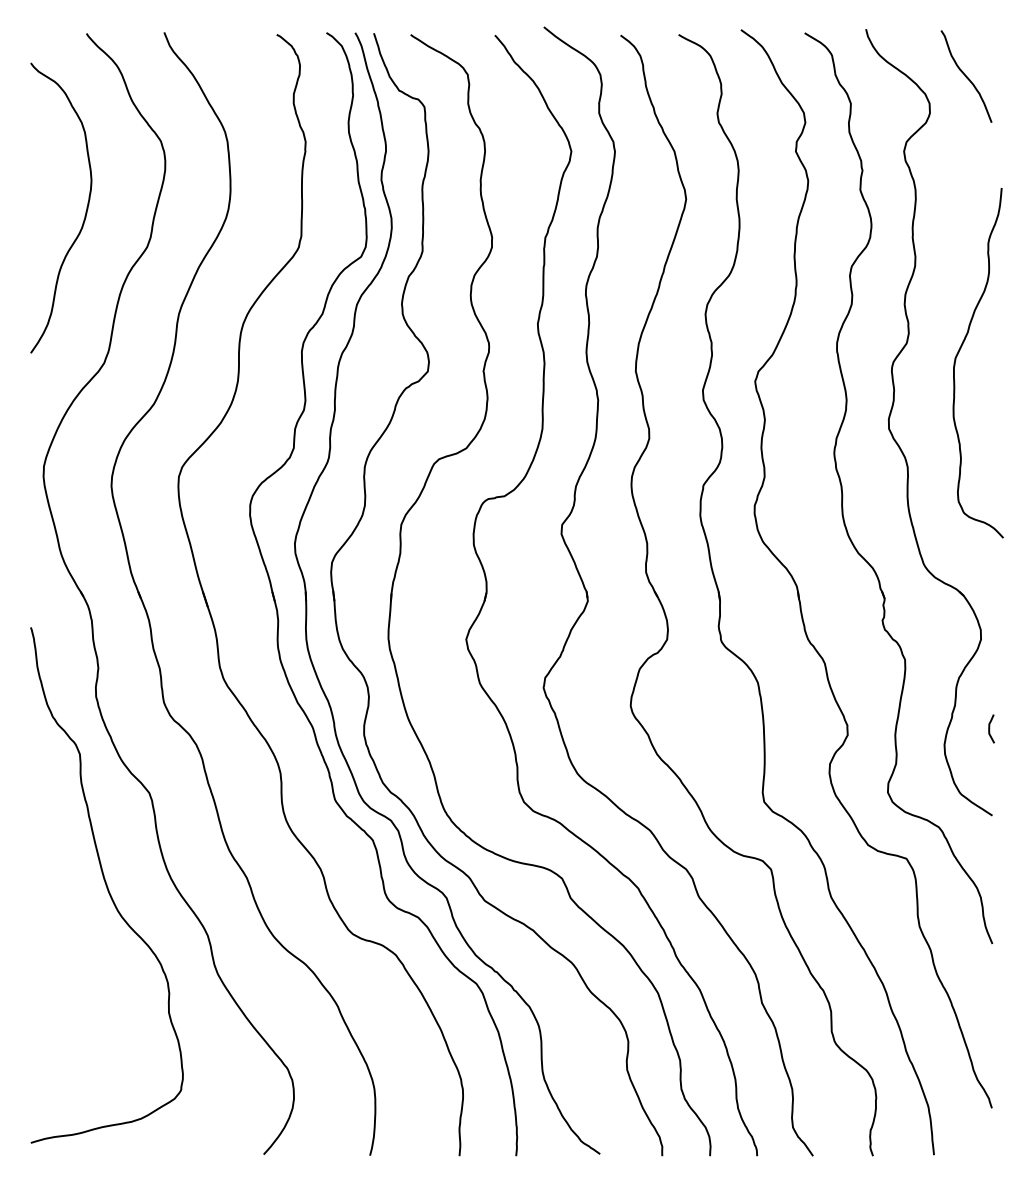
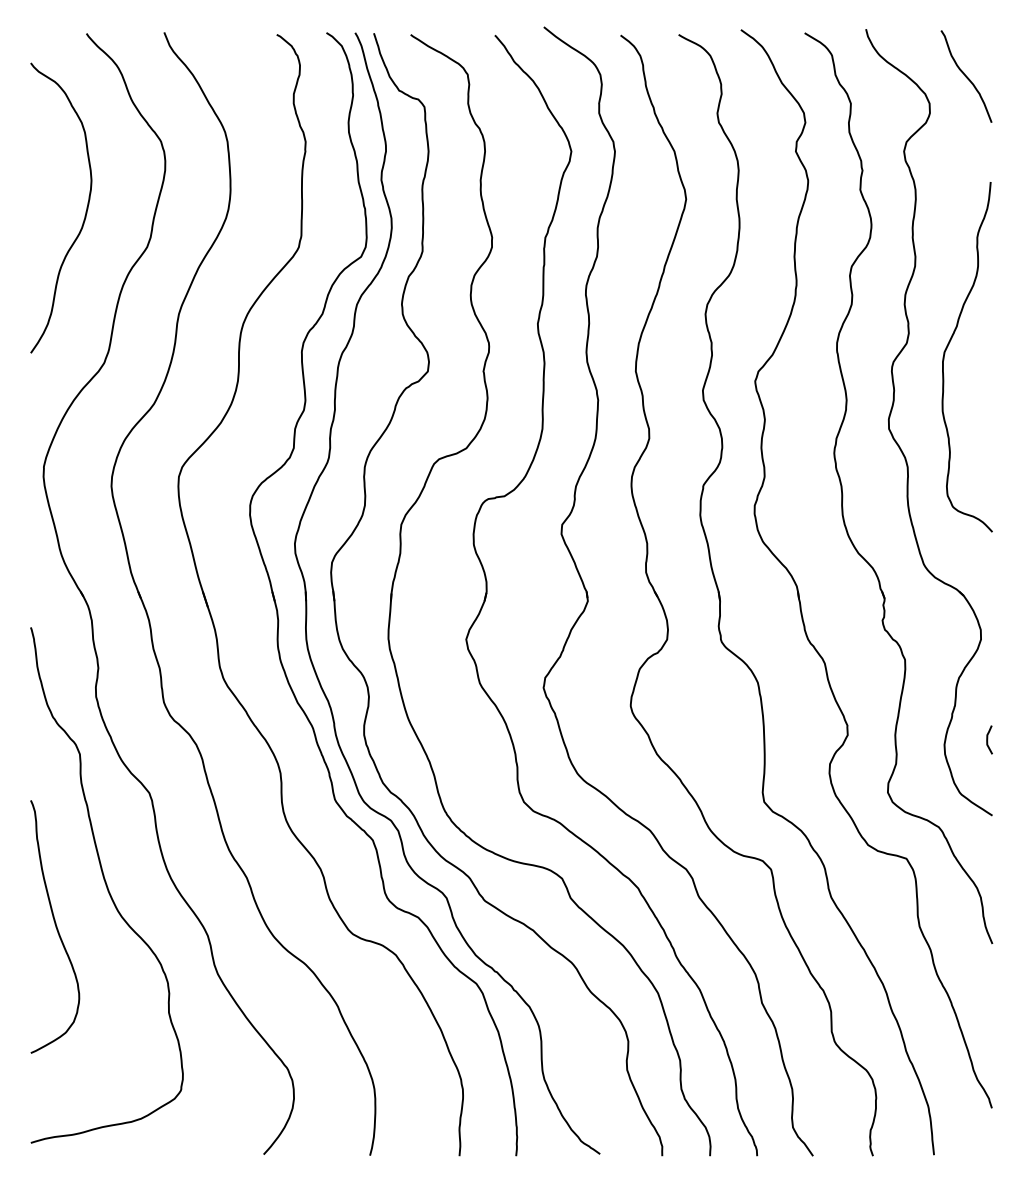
curve position: (958, 354) -> (947, 348) (947, 348)
curve position: (990, 728) -> (988, 739) (988, 739)
curve: none -> present (55, 926)
